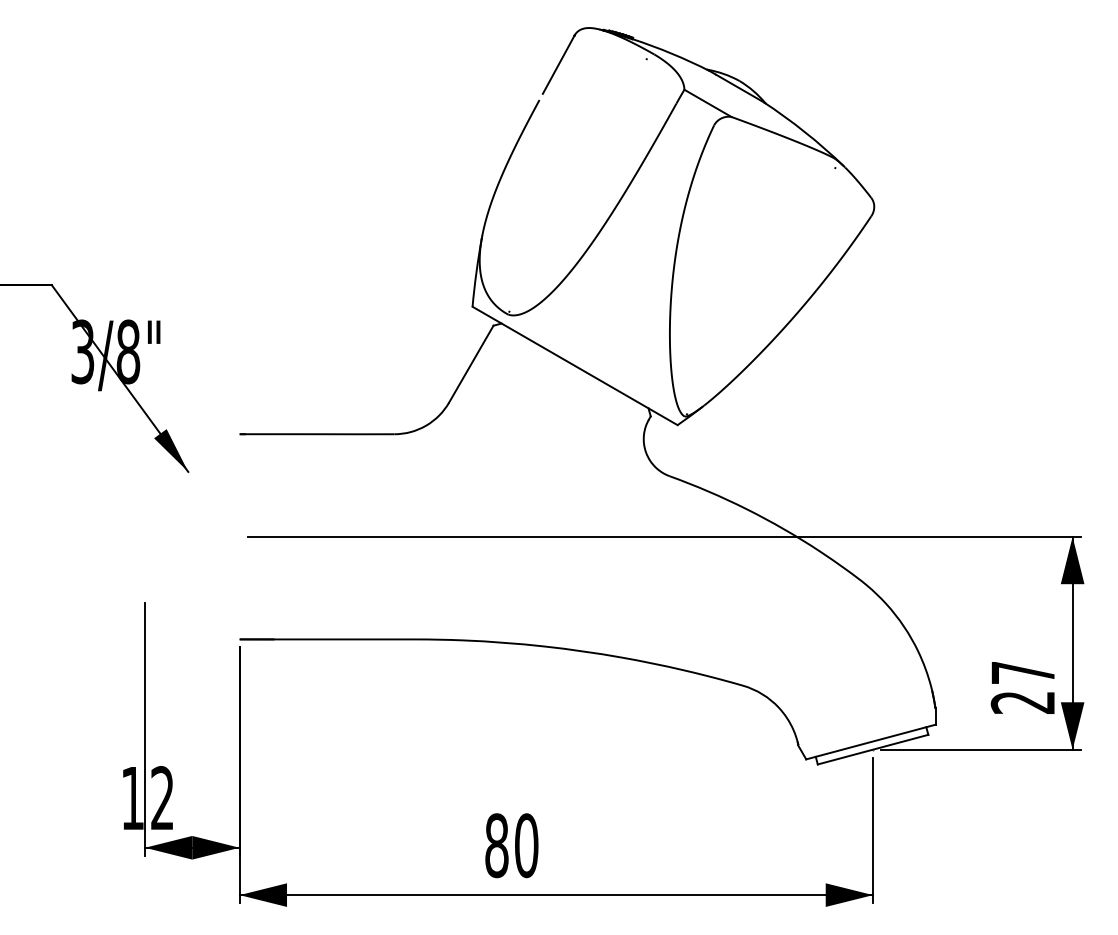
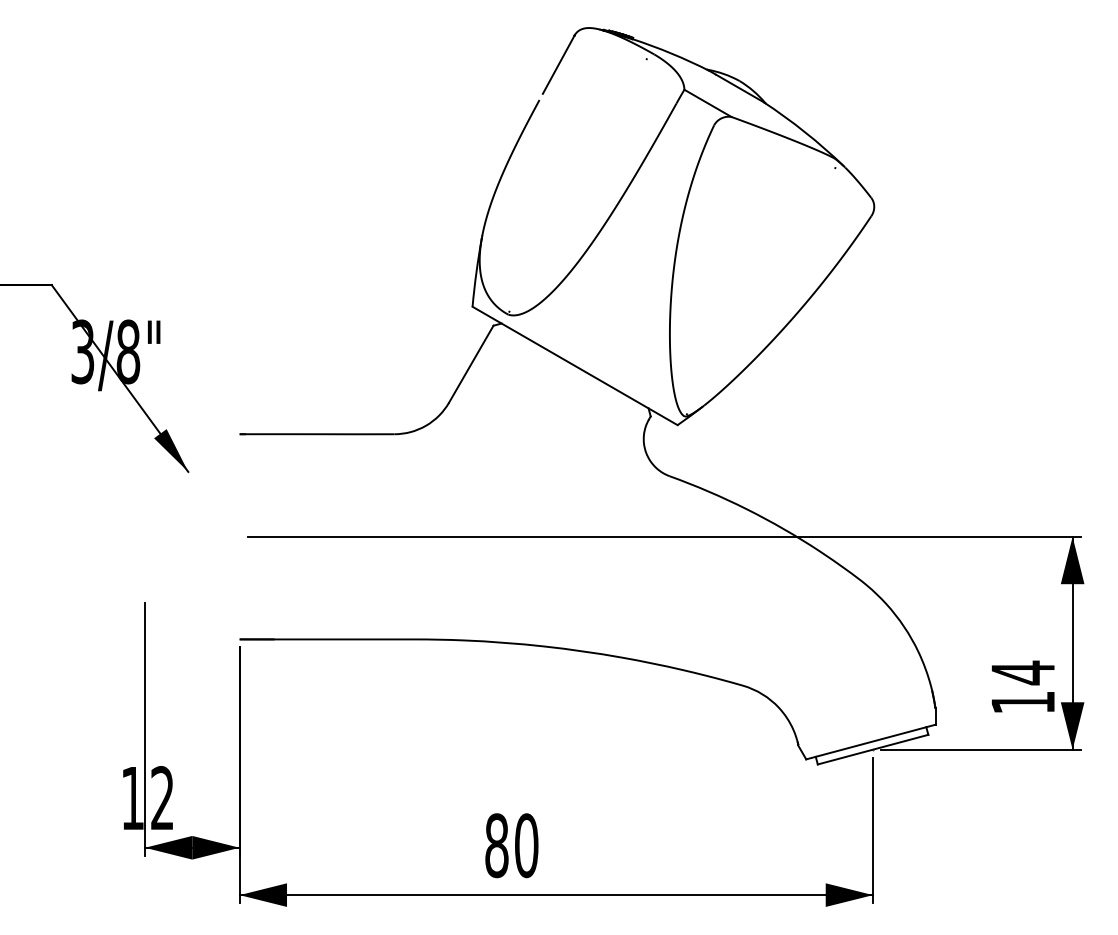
text: 27 -> 14 (1022, 686)
